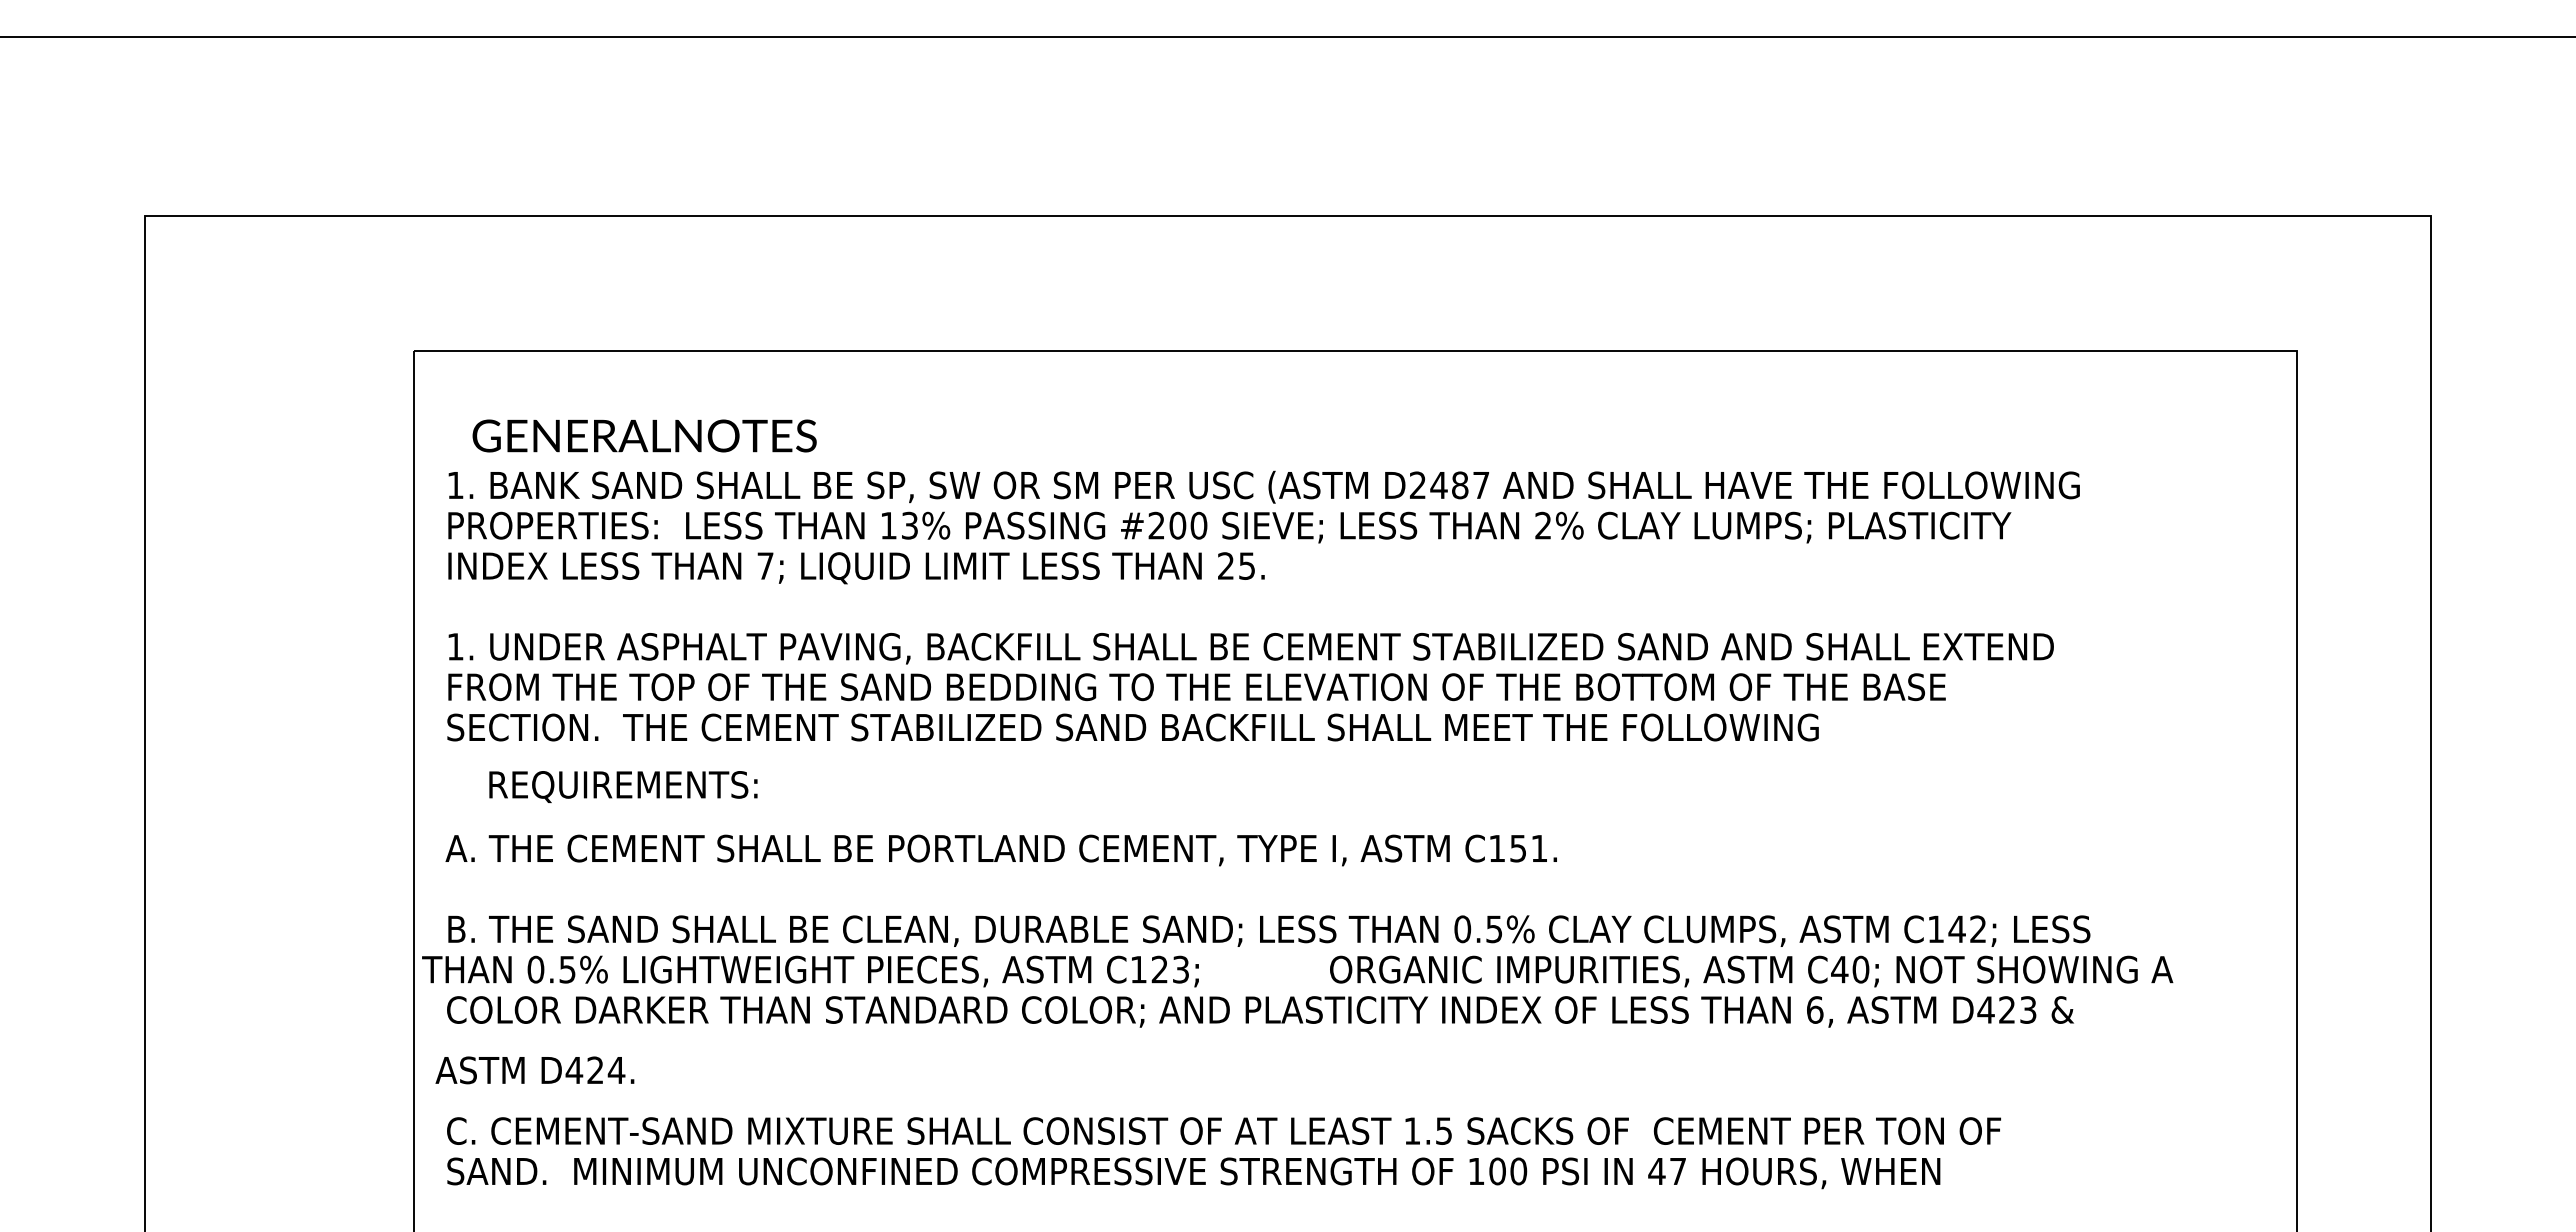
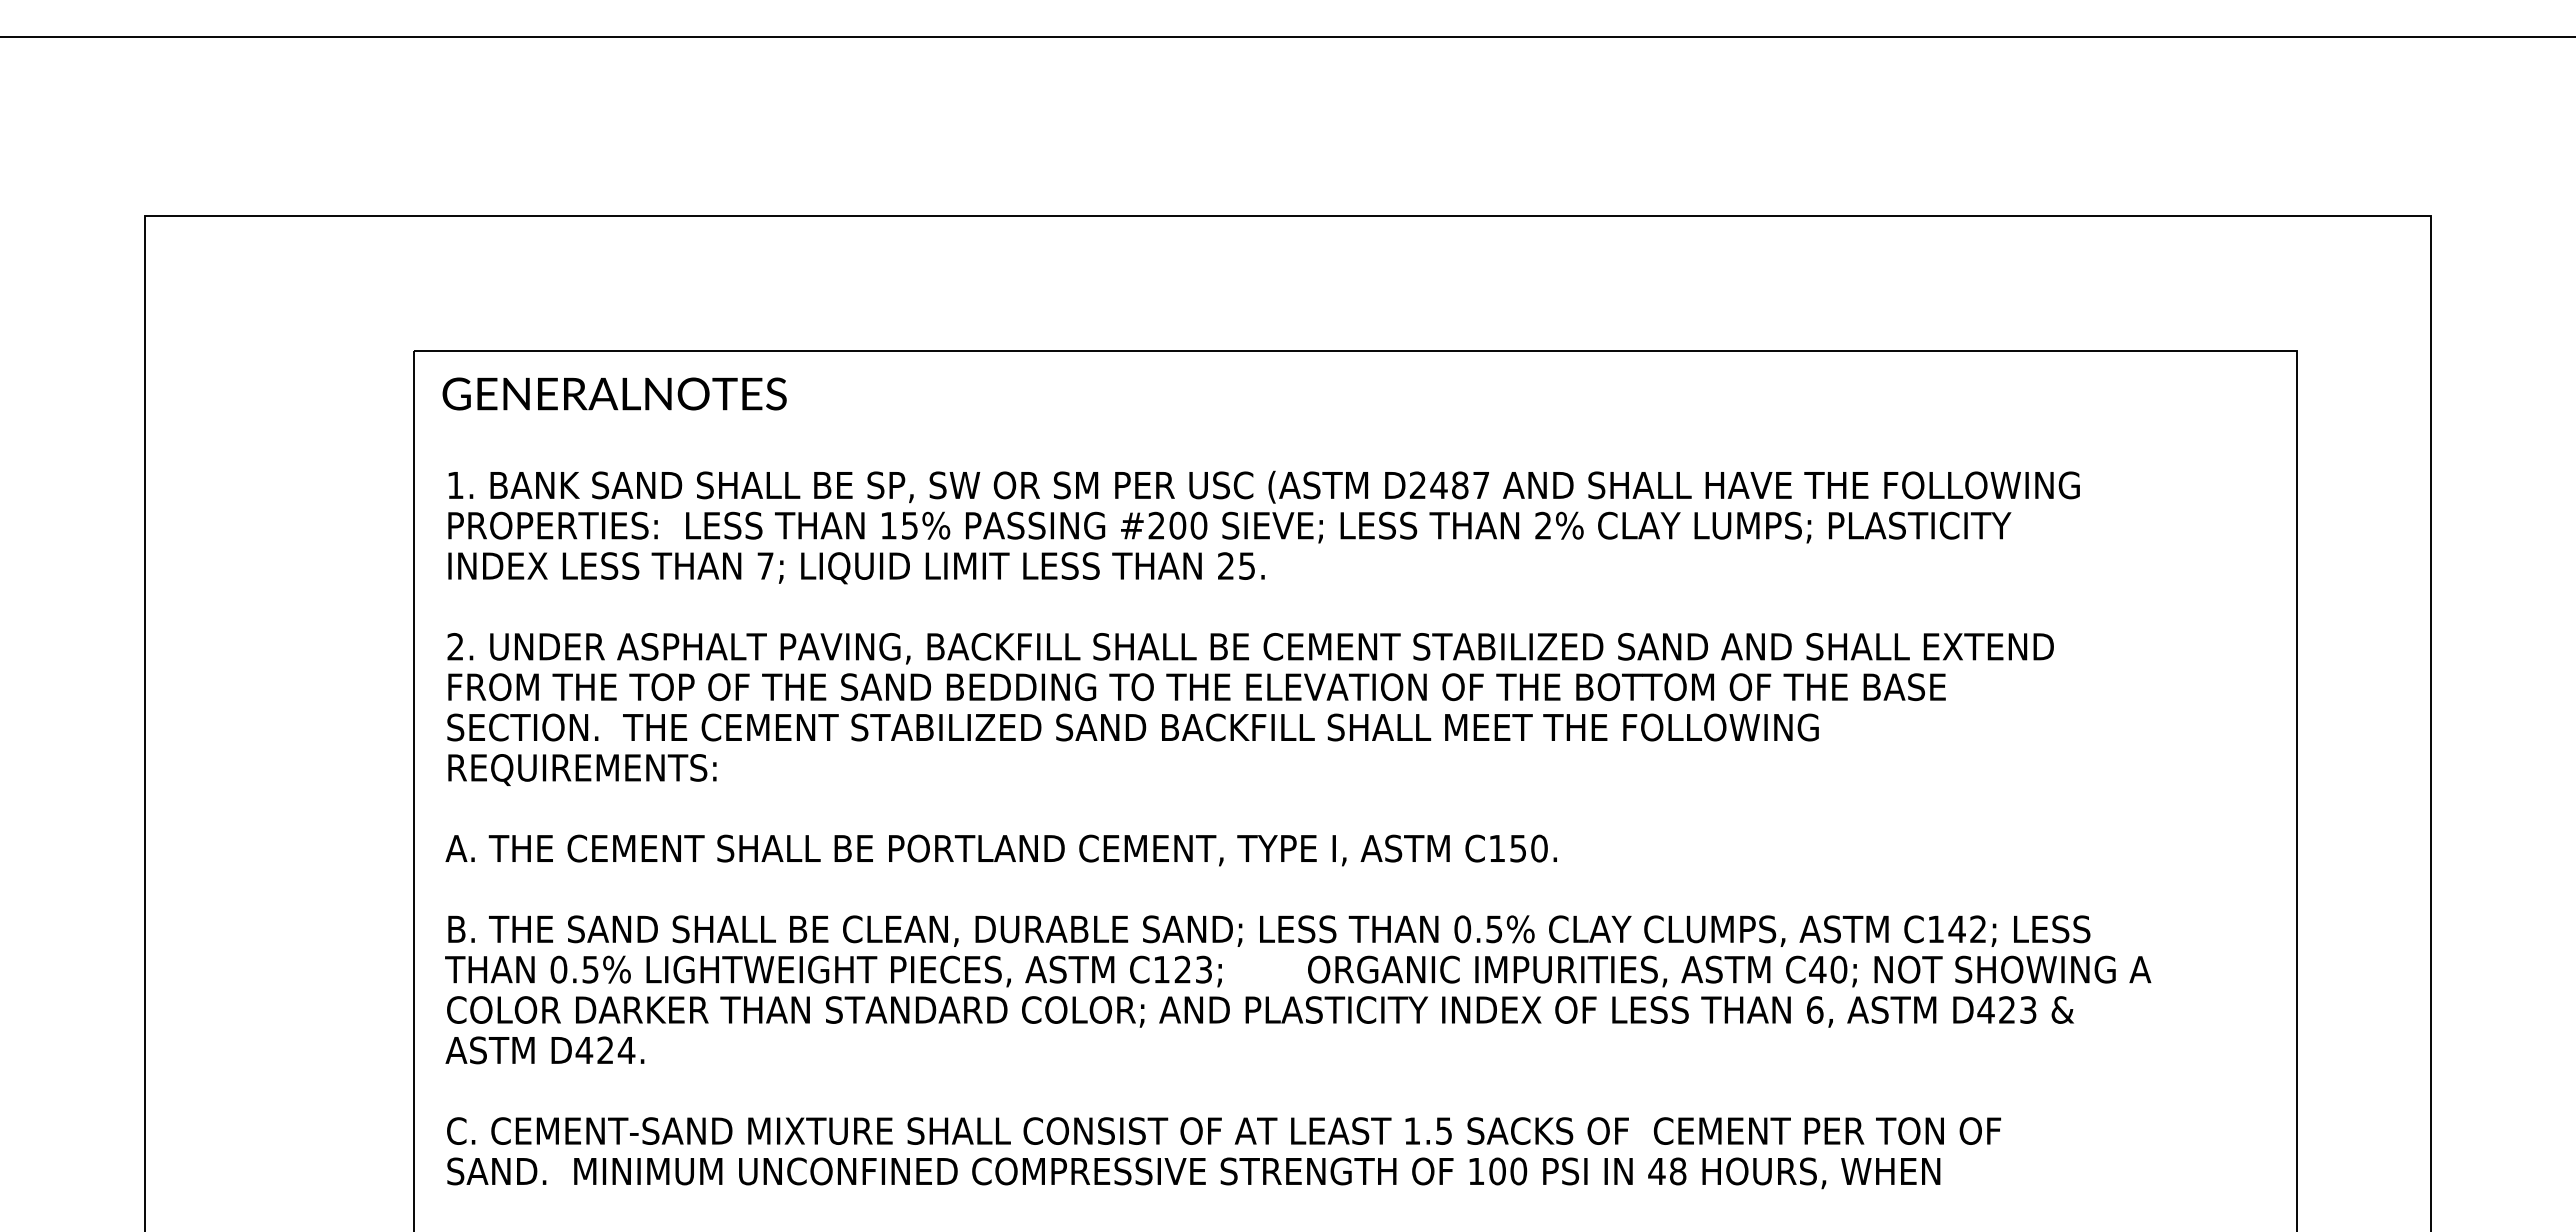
text position: (644, 435) -> (614, 393) (614, 393)
text: 13% -> 15% (909, 524)
text: 1. -> 2. (455, 646)
text position: (623, 786) -> (582, 769) (582, 769)
text: C151. -> C150. (1539, 848)
text position: (810, 971) -> (833, 971) (833, 971)
text position: (1751, 971) -> (1729, 971) (1729, 971)
text position: (534, 1070) -> (544, 1050) (544, 1050)
text: 47 -> 48 (1677, 1171)
